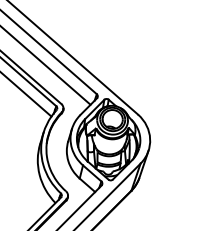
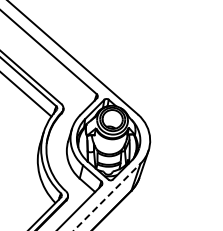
line: present -> none (46, 65)
line: solid -> dashed (107, 196)
